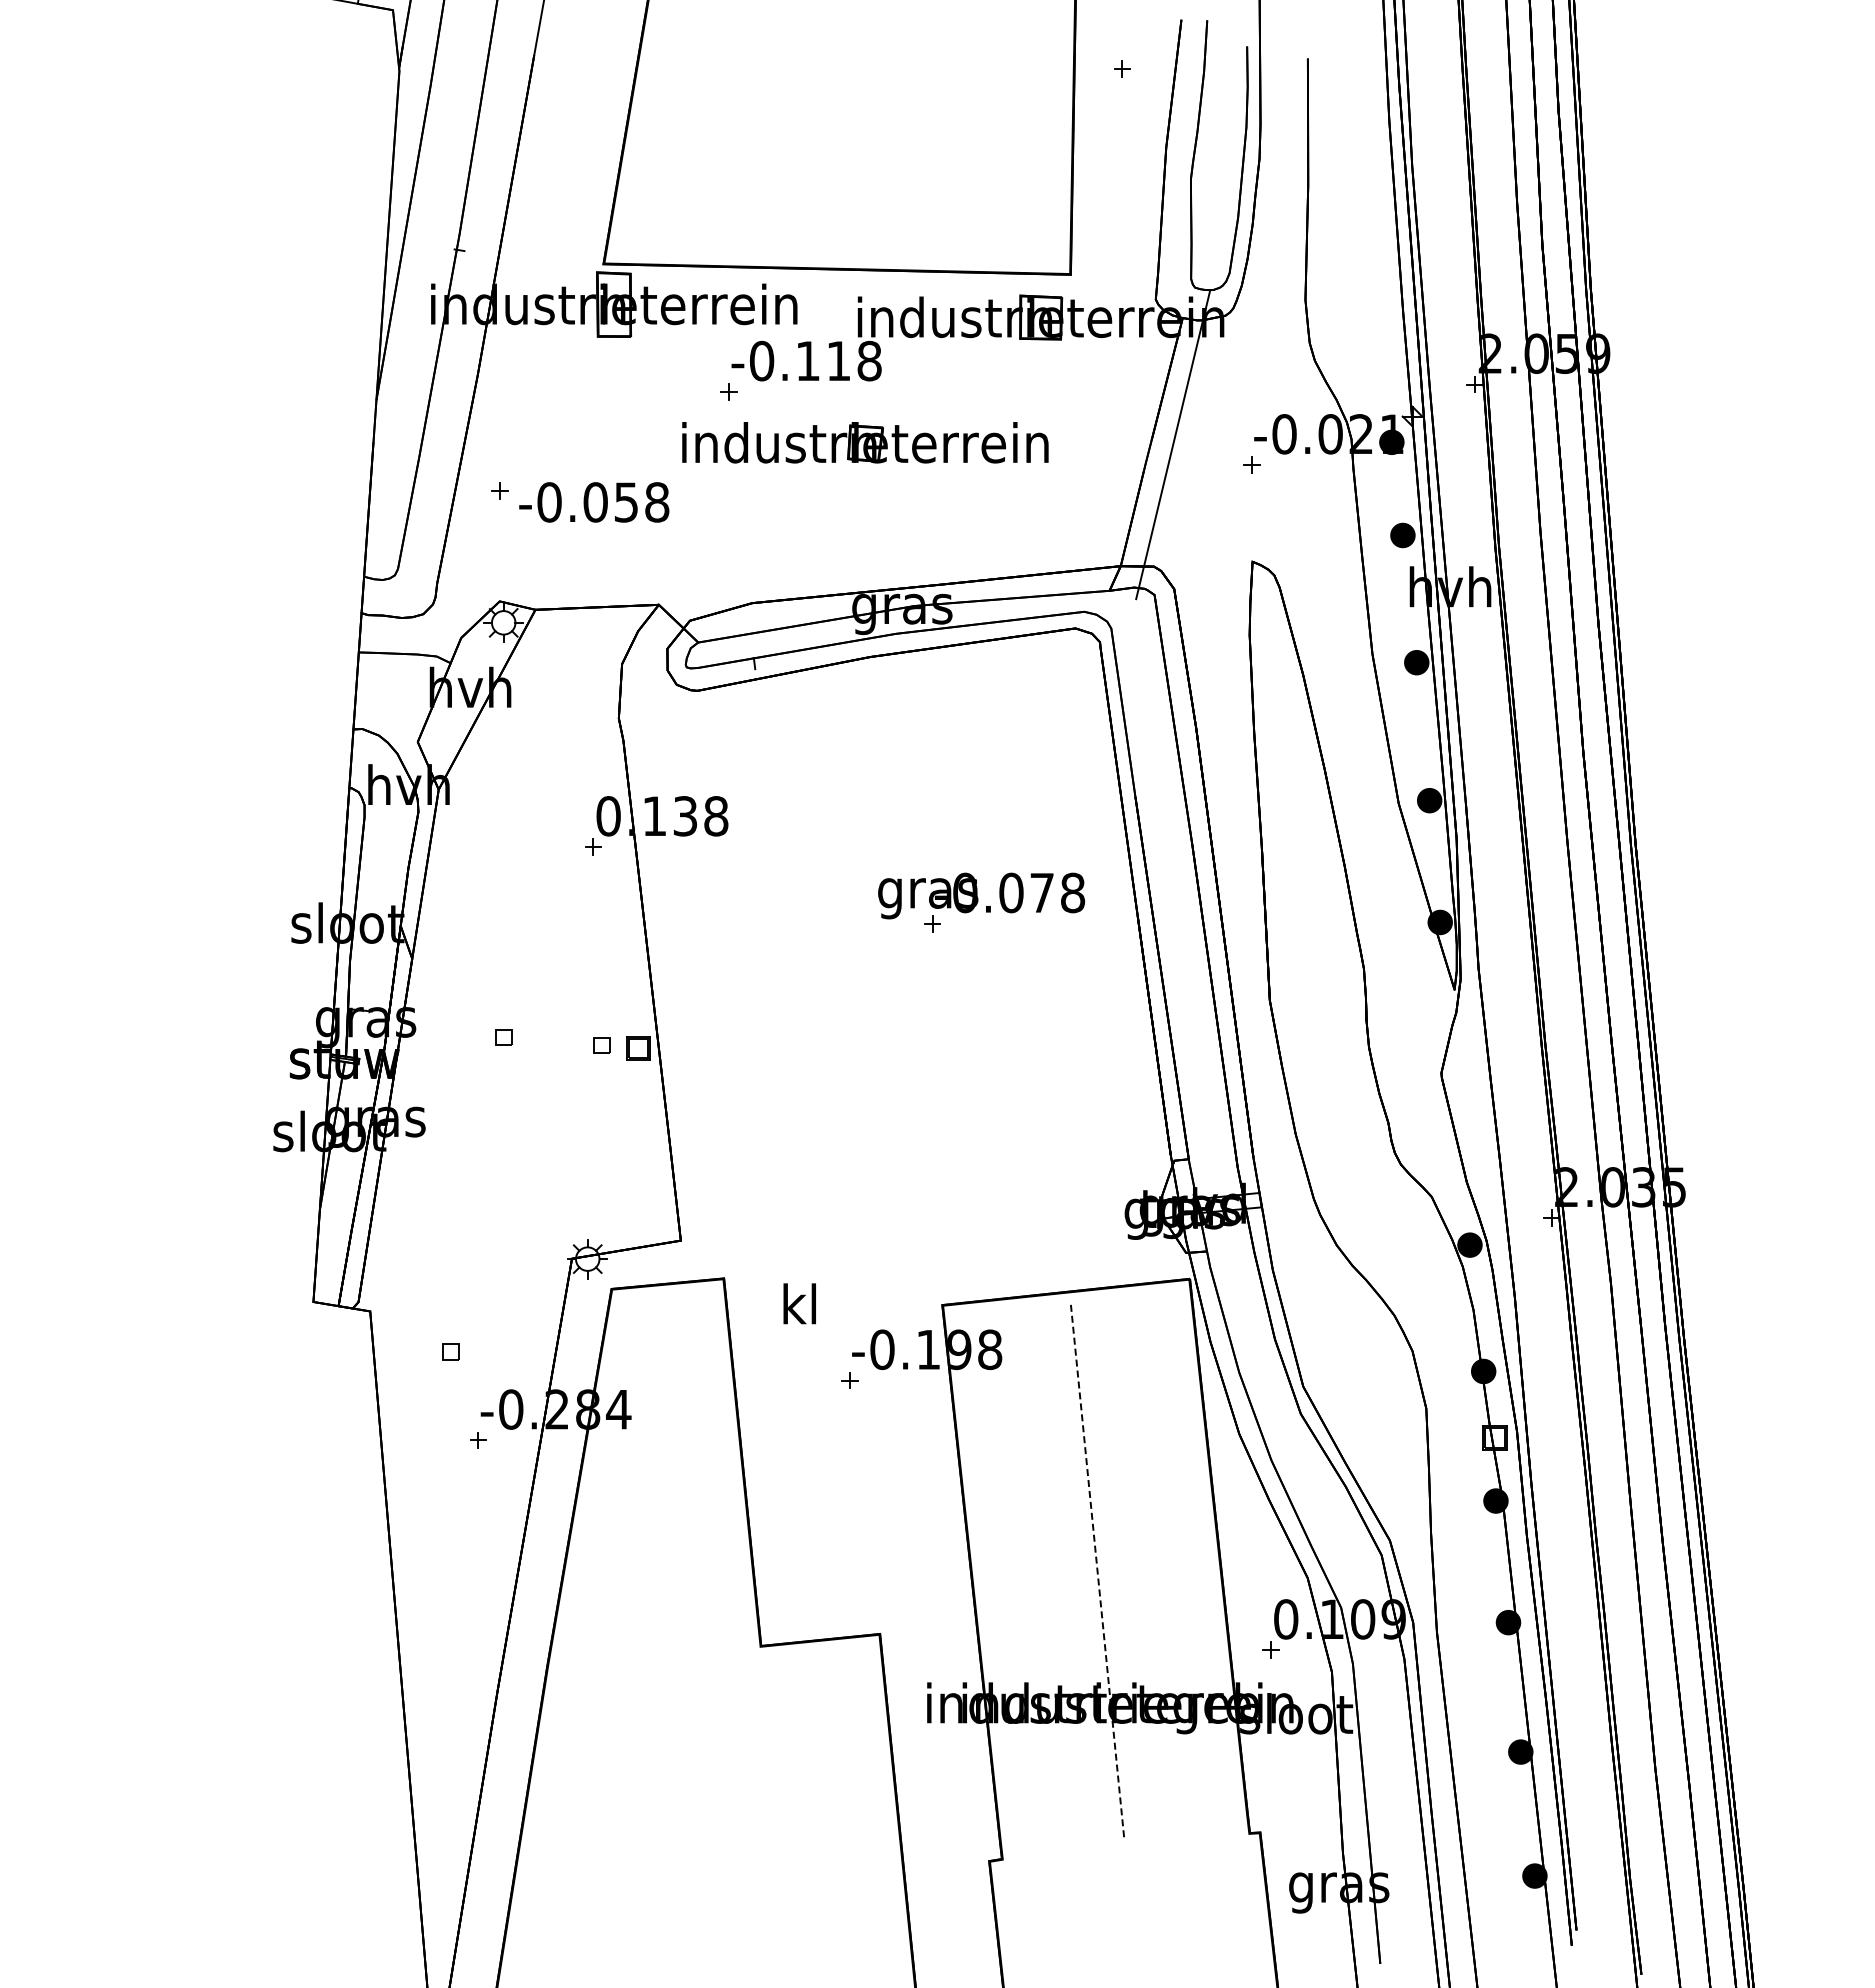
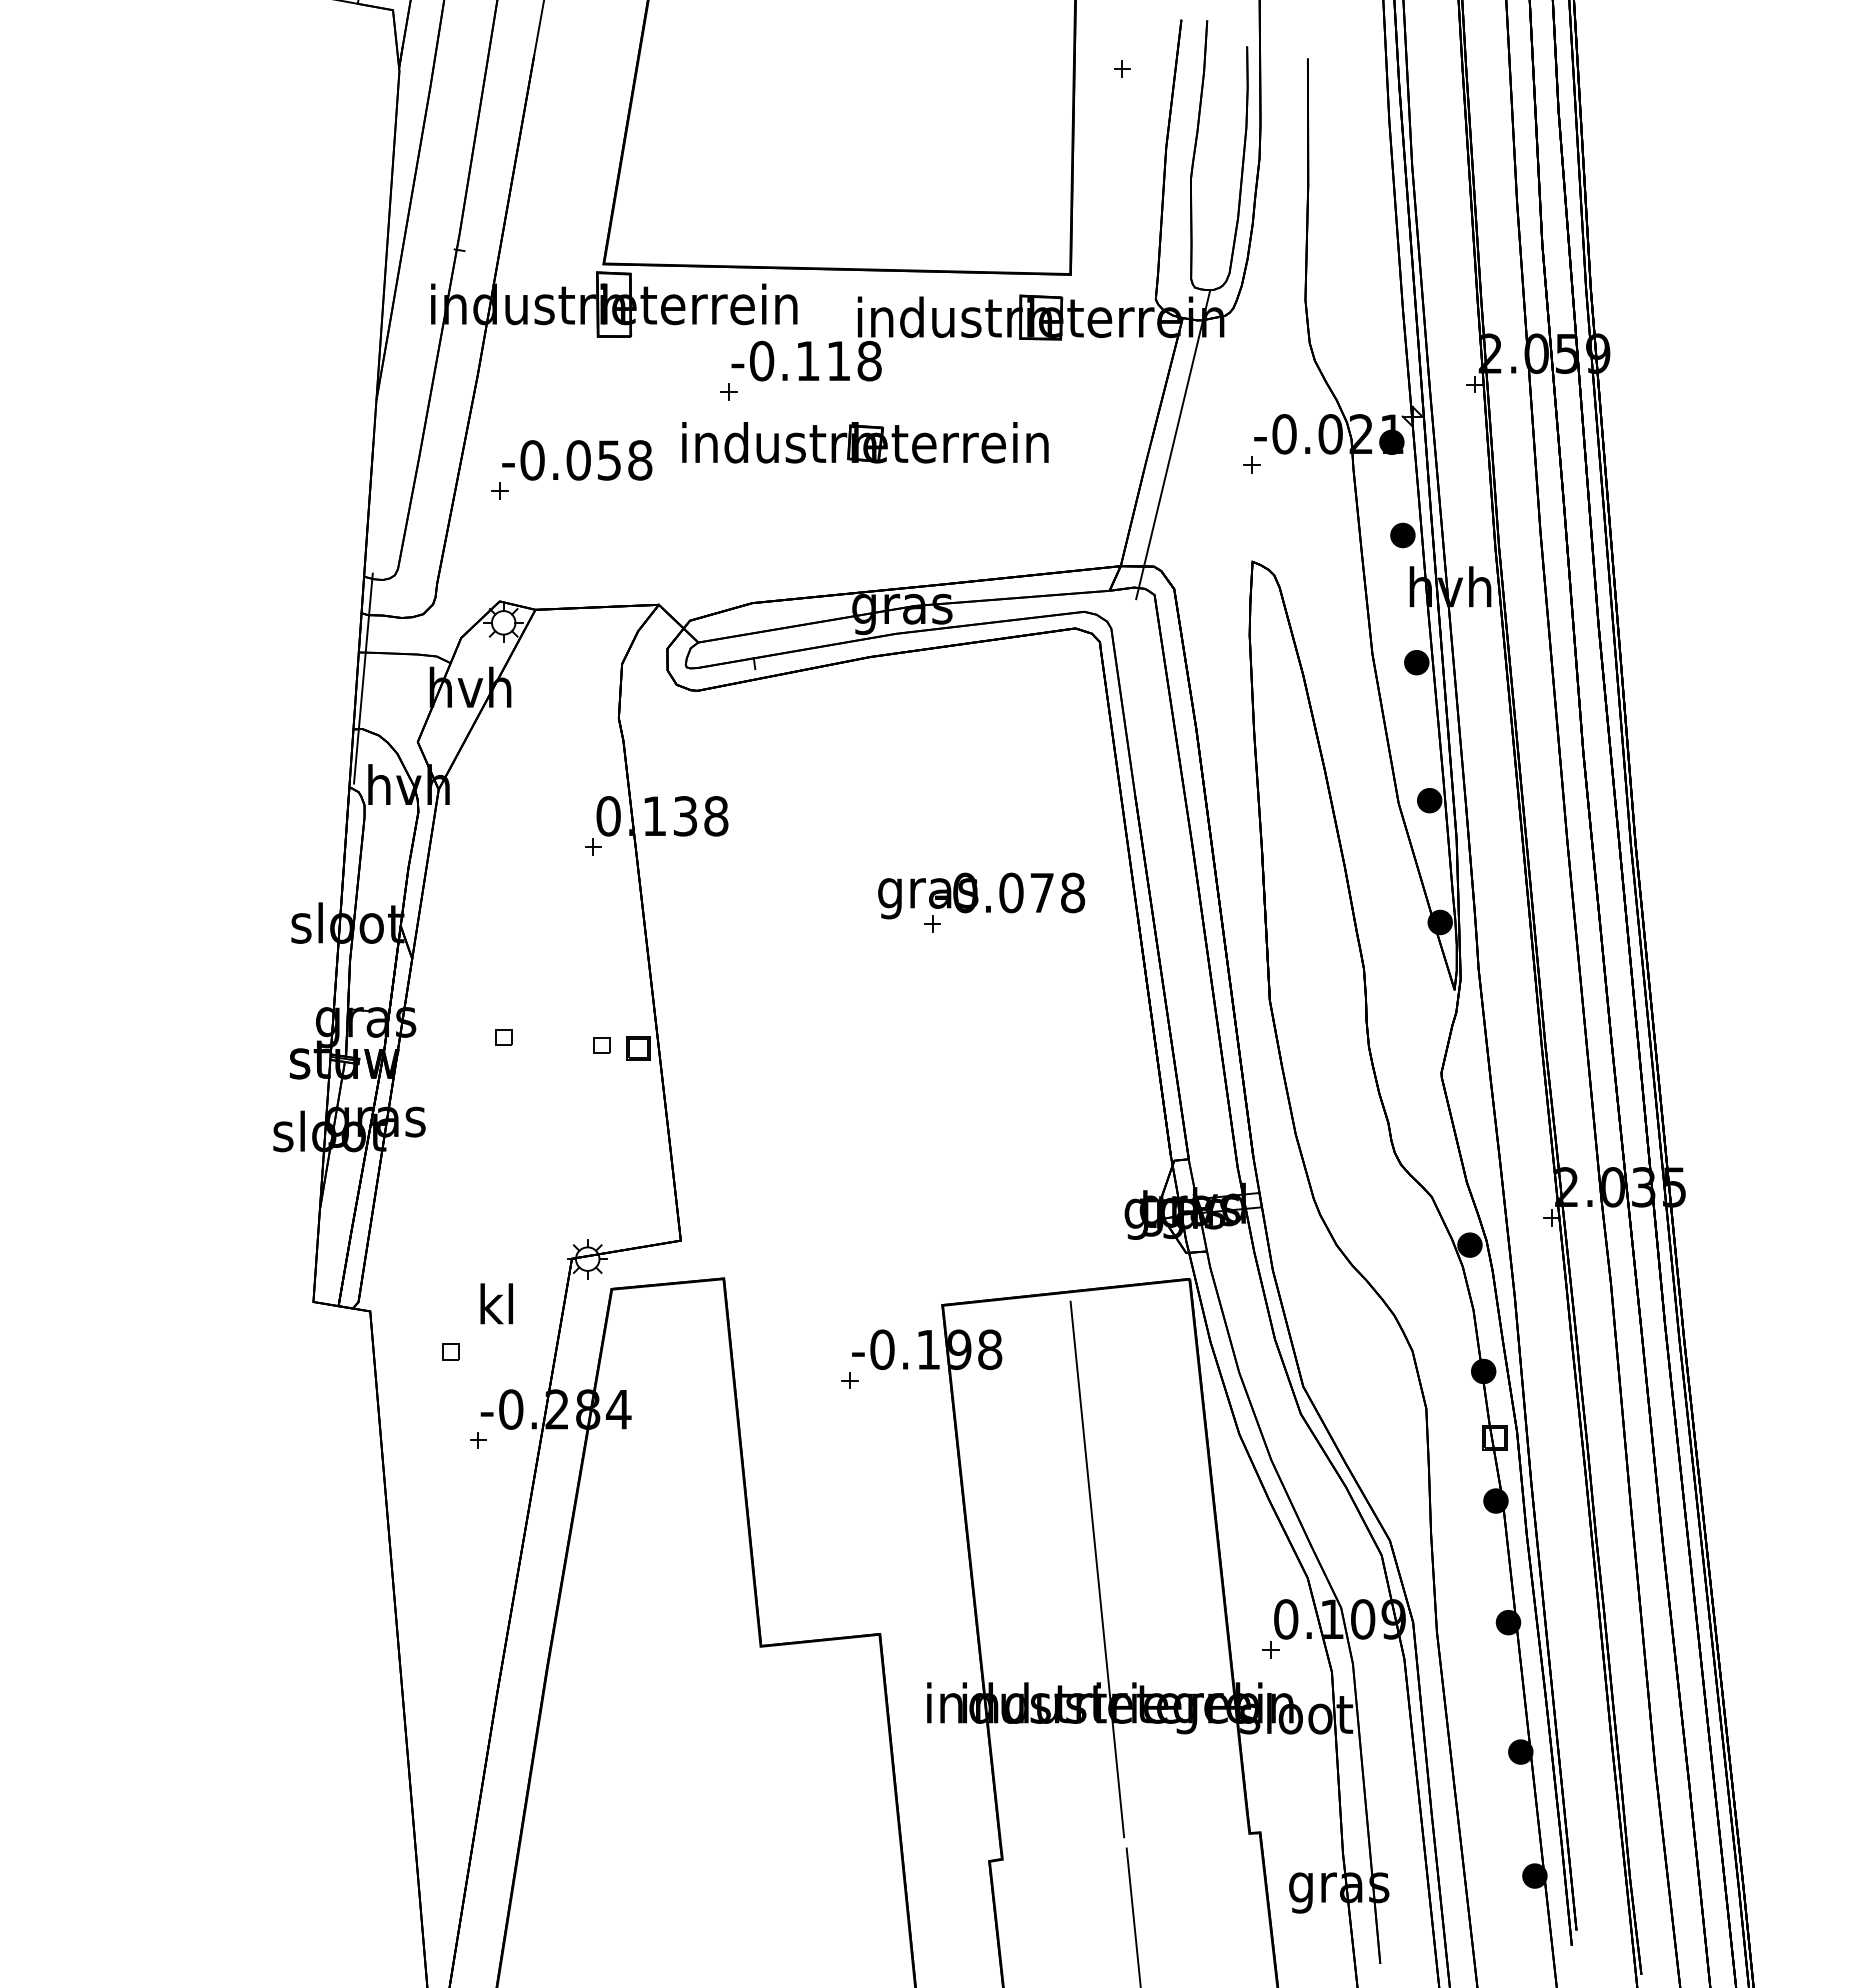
text position: (594, 502) -> (577, 460) (577, 460)
line: none -> present (363, 678)
text position: (799, 1303) -> (496, 1303) (496, 1303)
line: dashed -> solid (1097, 1568)
line: none -> present (1133, 1916)
